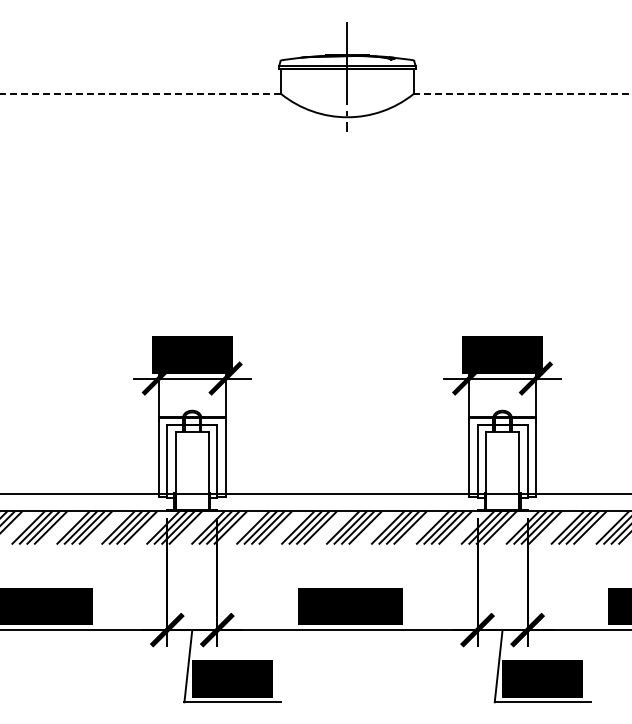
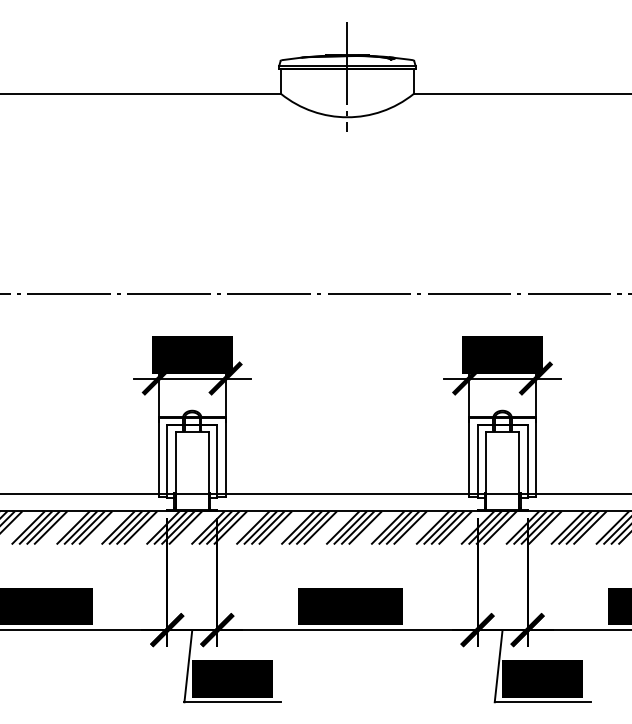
line: dashed -> solid (140, 93)
line: dashed -> solid (522, 93)
line: none -> present (315, 294)
